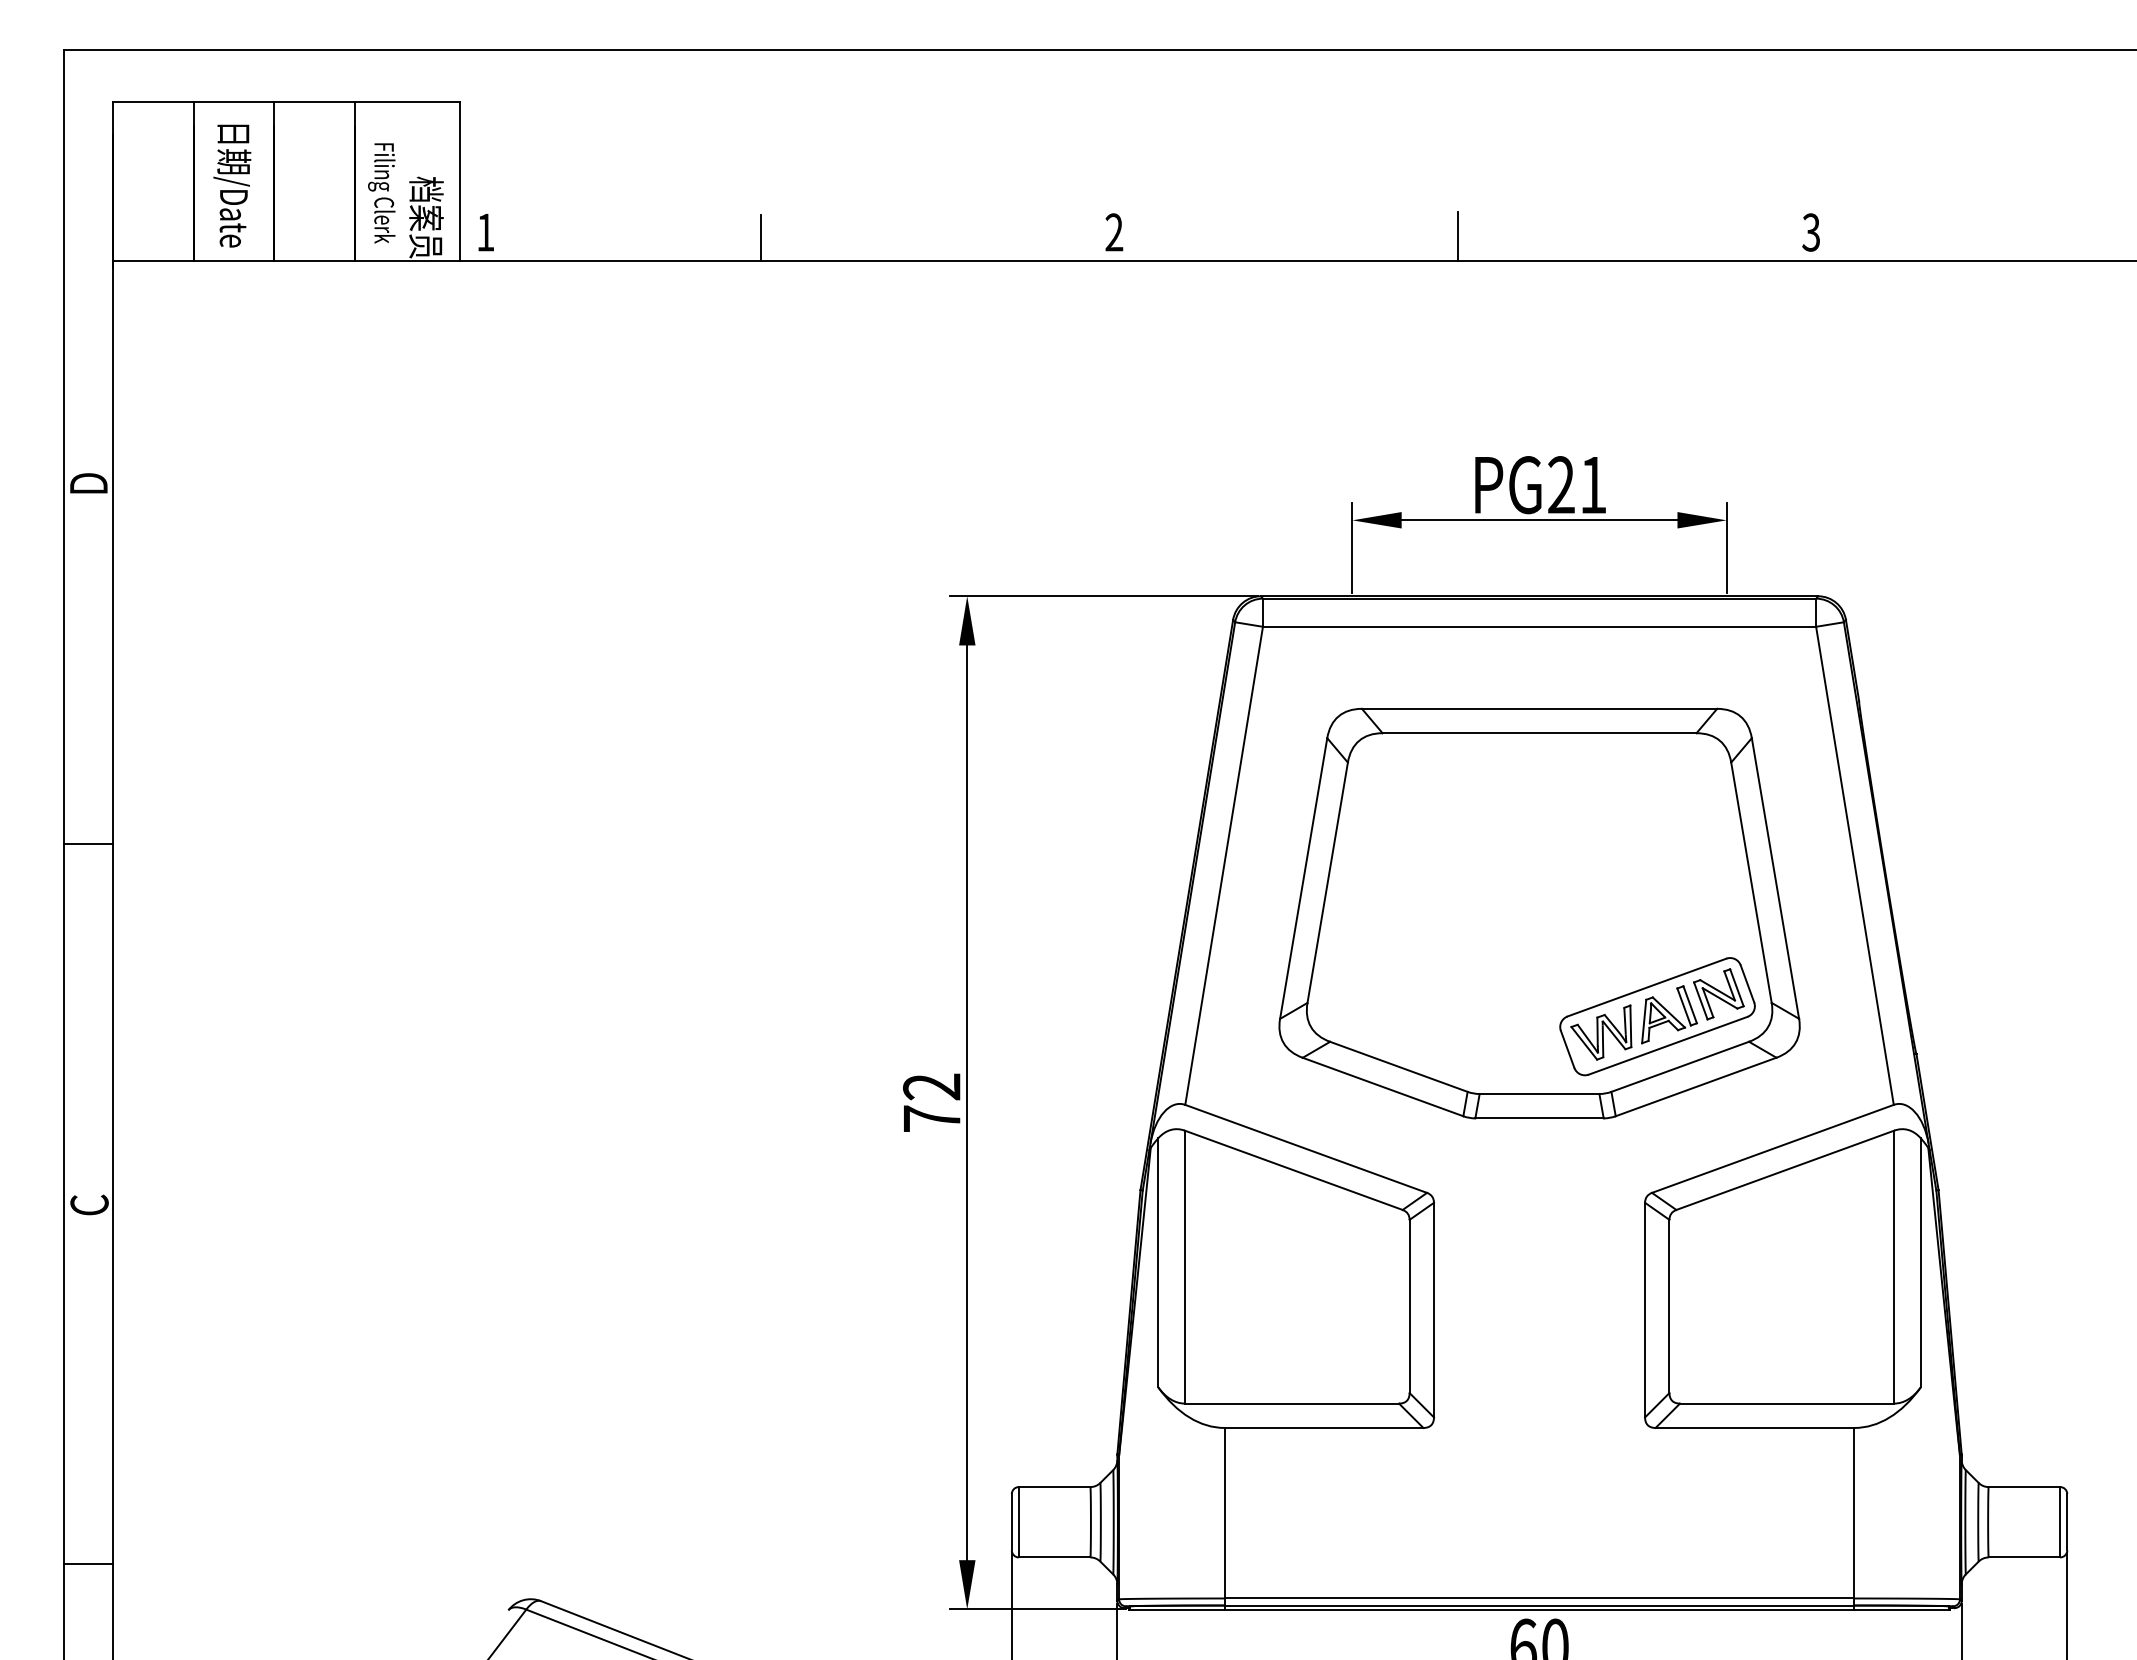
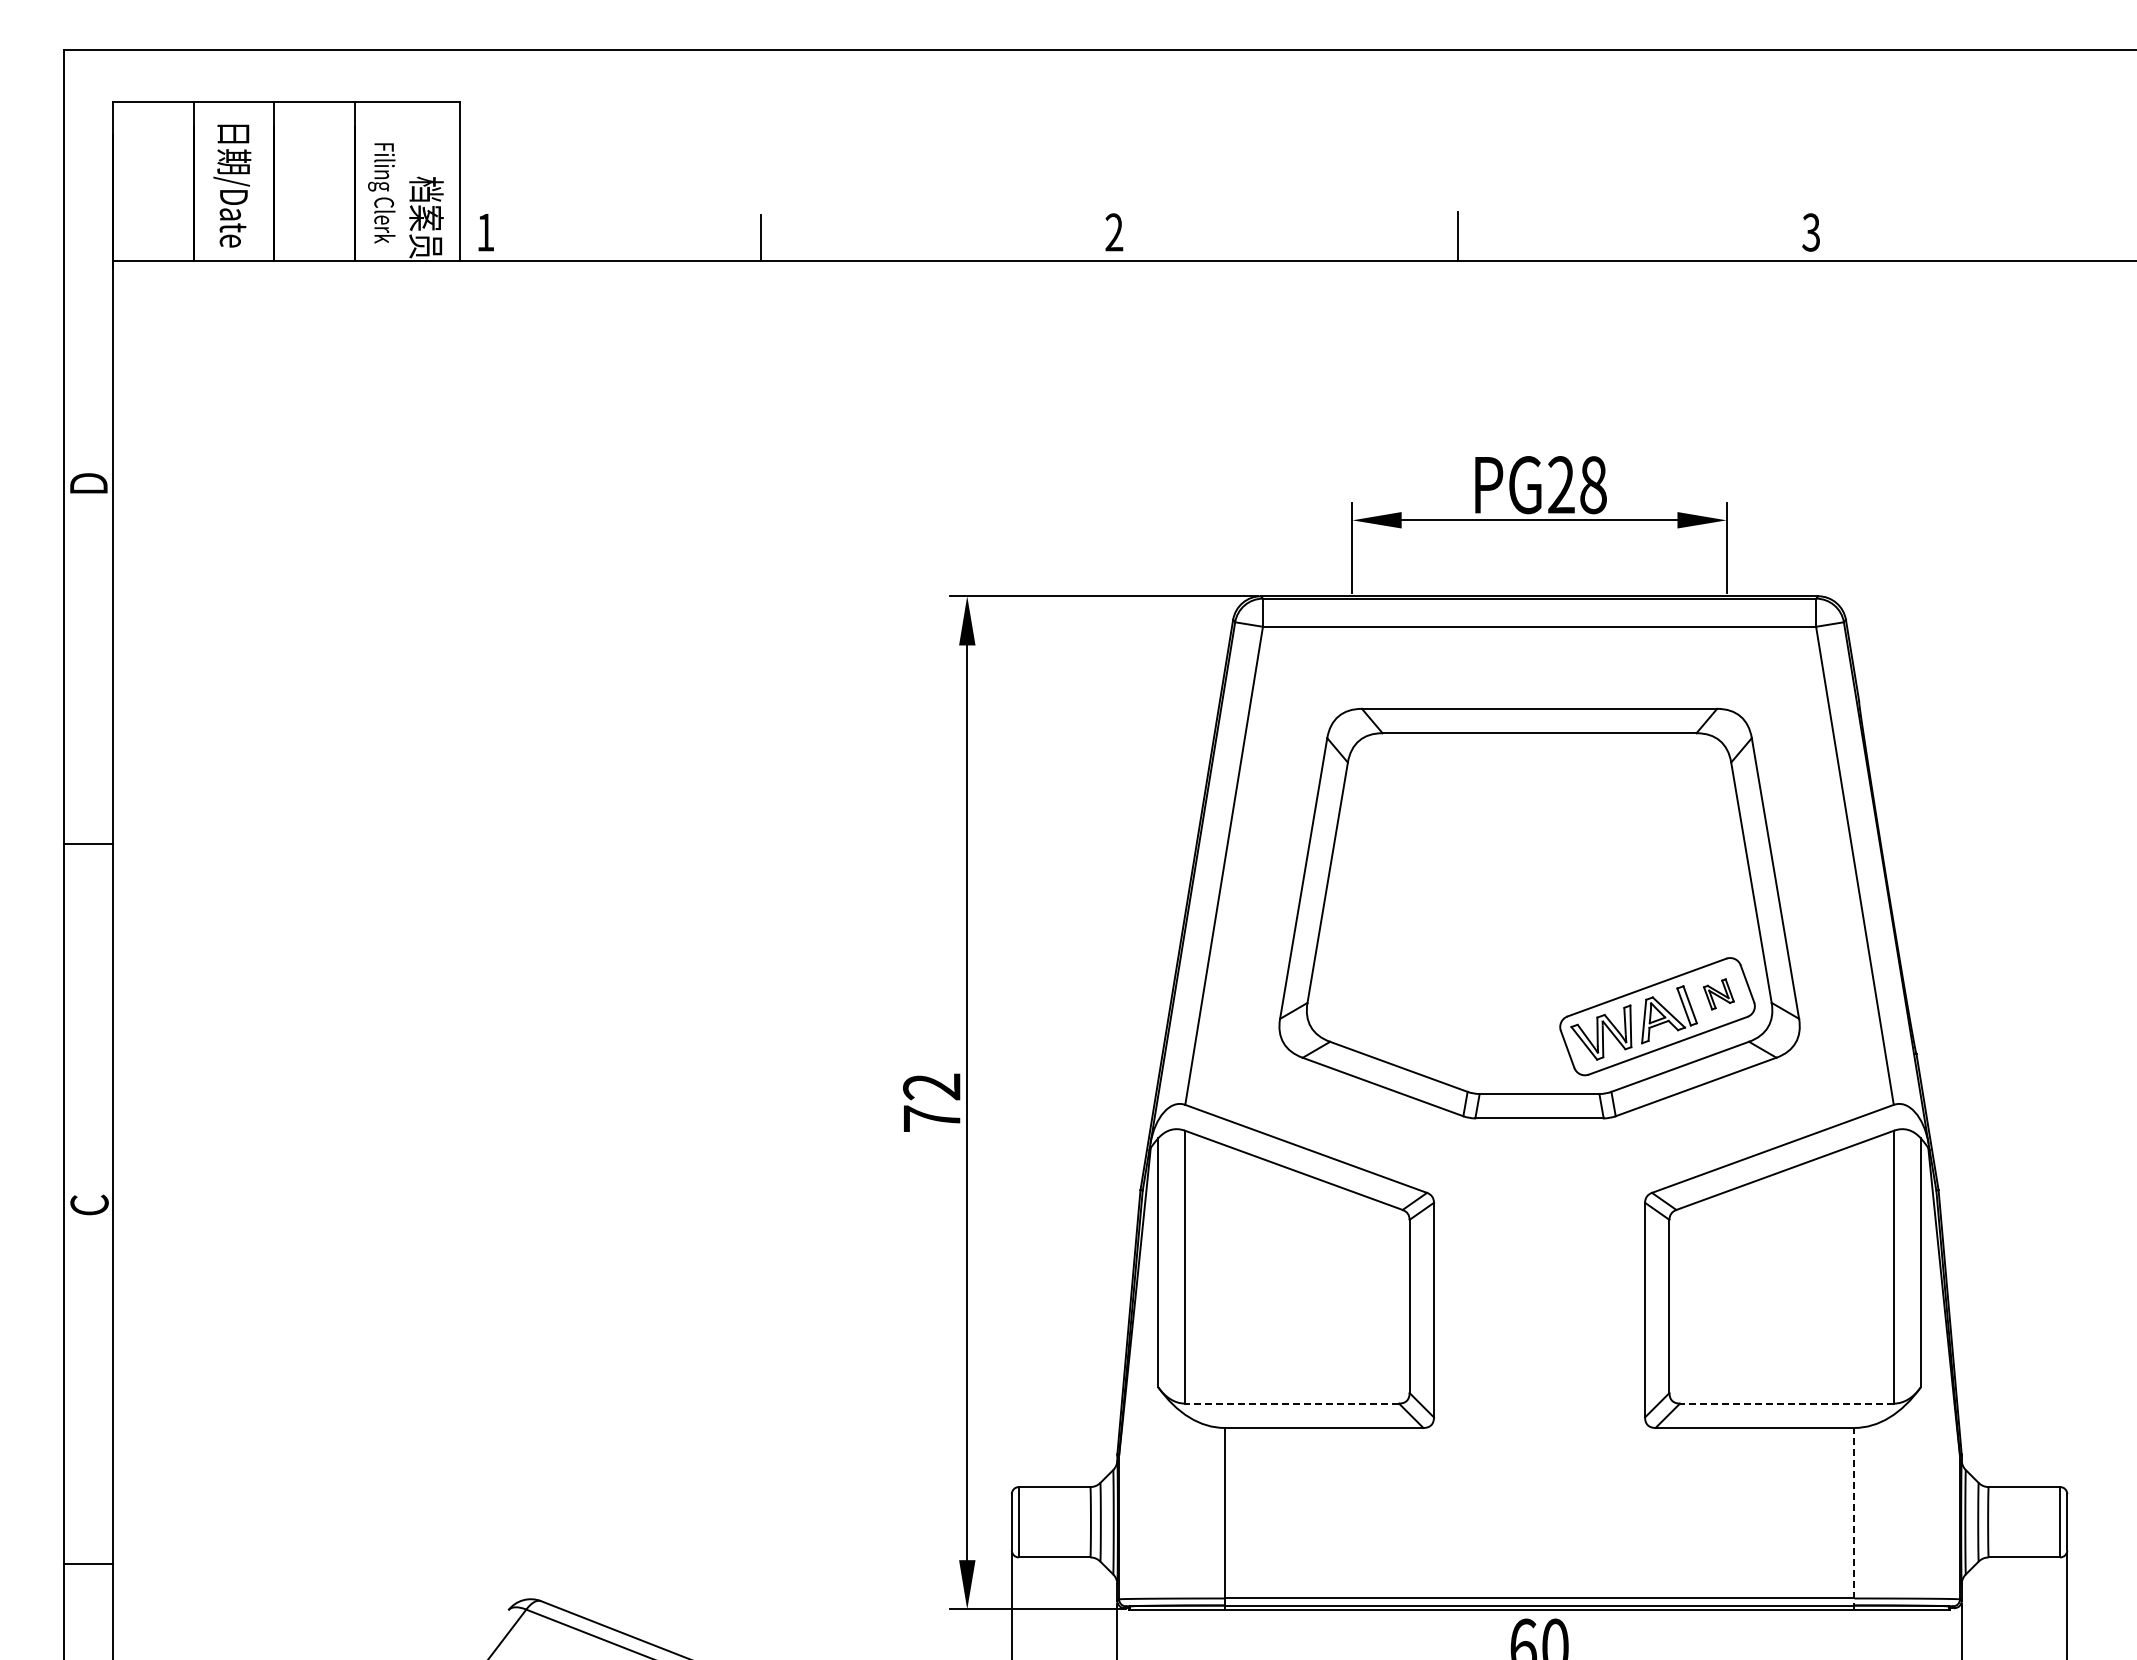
text: PG21 -> PG28 (1593, 485)
part size: 52x53 px -> 32x33 px (1718, 994)
line: solid -> dashed (1291, 1403)
line: solid -> dashed (1786, 1403)
line: solid -> dashed (1854, 1518)
